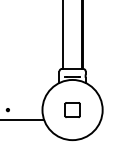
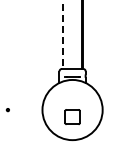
line: solid -> dashed (62, 34)
part position: (72, 109) -> (72, 116) (72, 116)
line: present -> none (23, 120)
